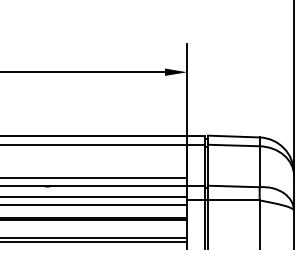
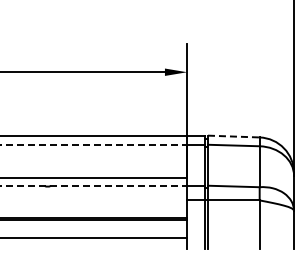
line: solid -> dashed (233, 136)
line: solid -> dashed (94, 144)
line: solid -> dashed (94, 186)
line: present -> none (94, 197)
line: present -> none (94, 205)
line: present -> none (94, 242)
